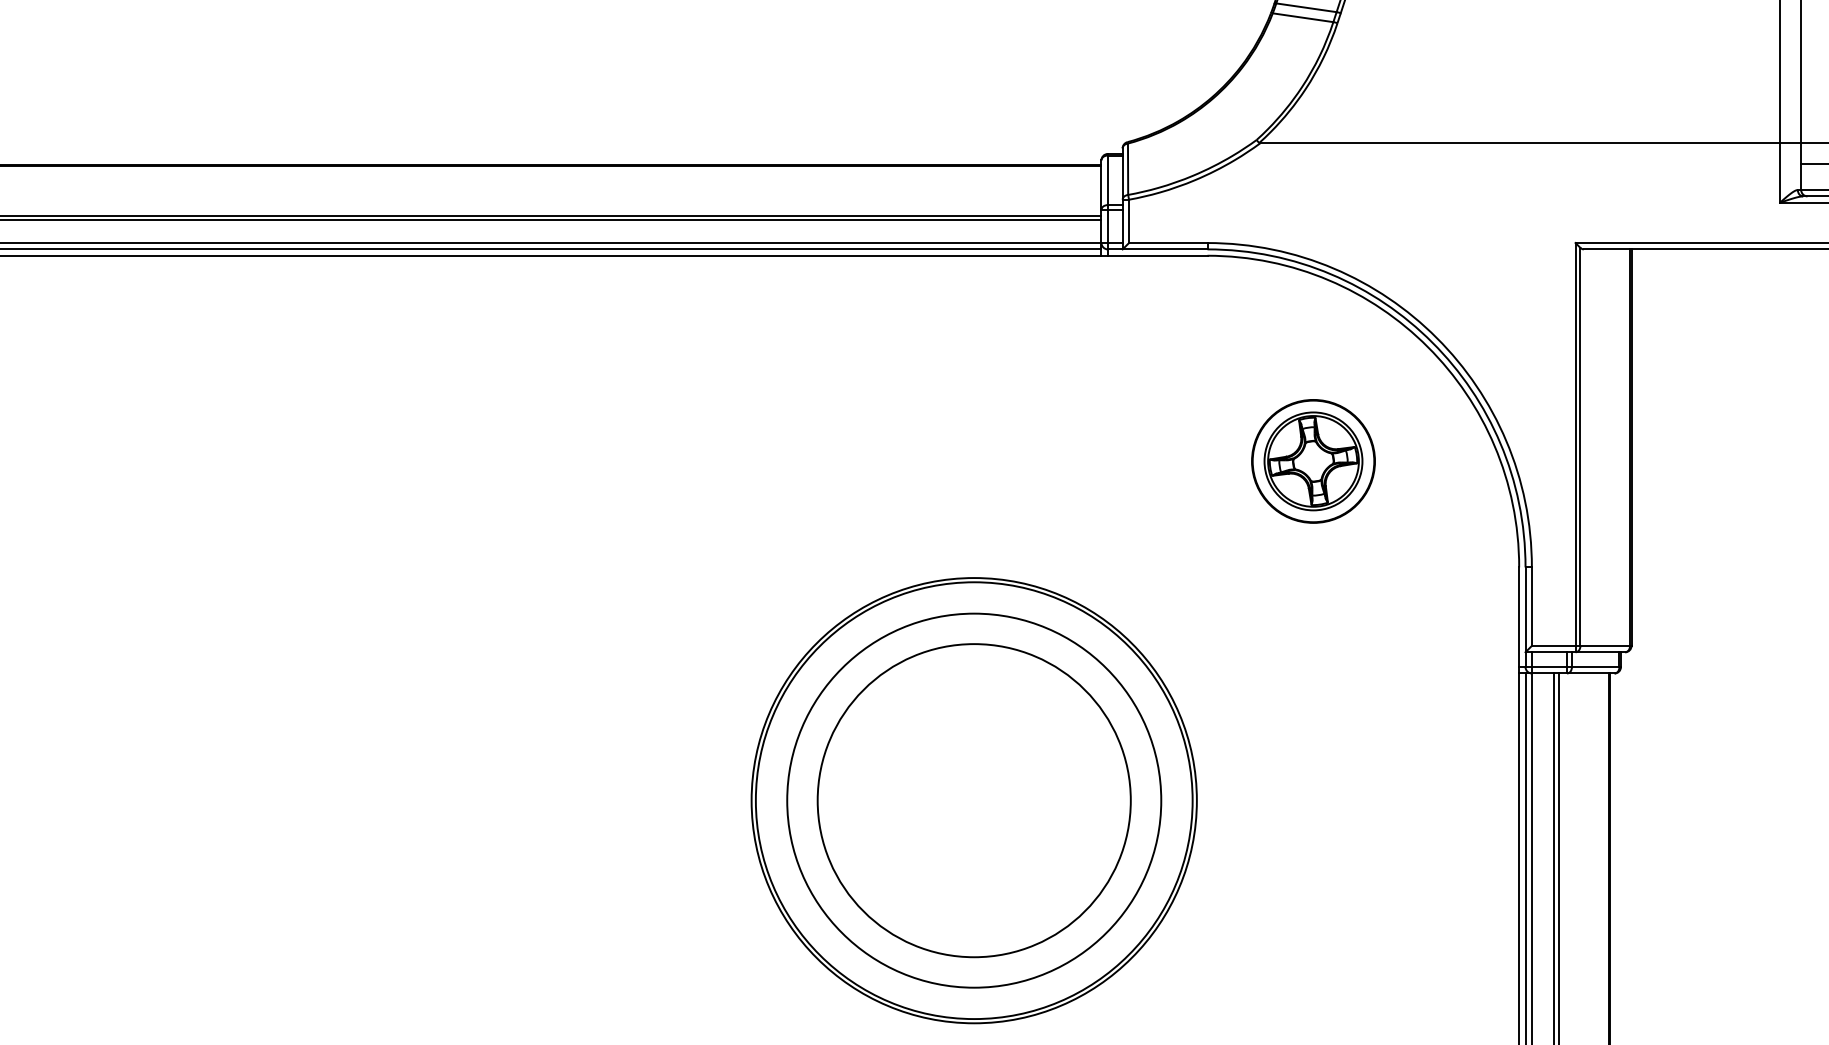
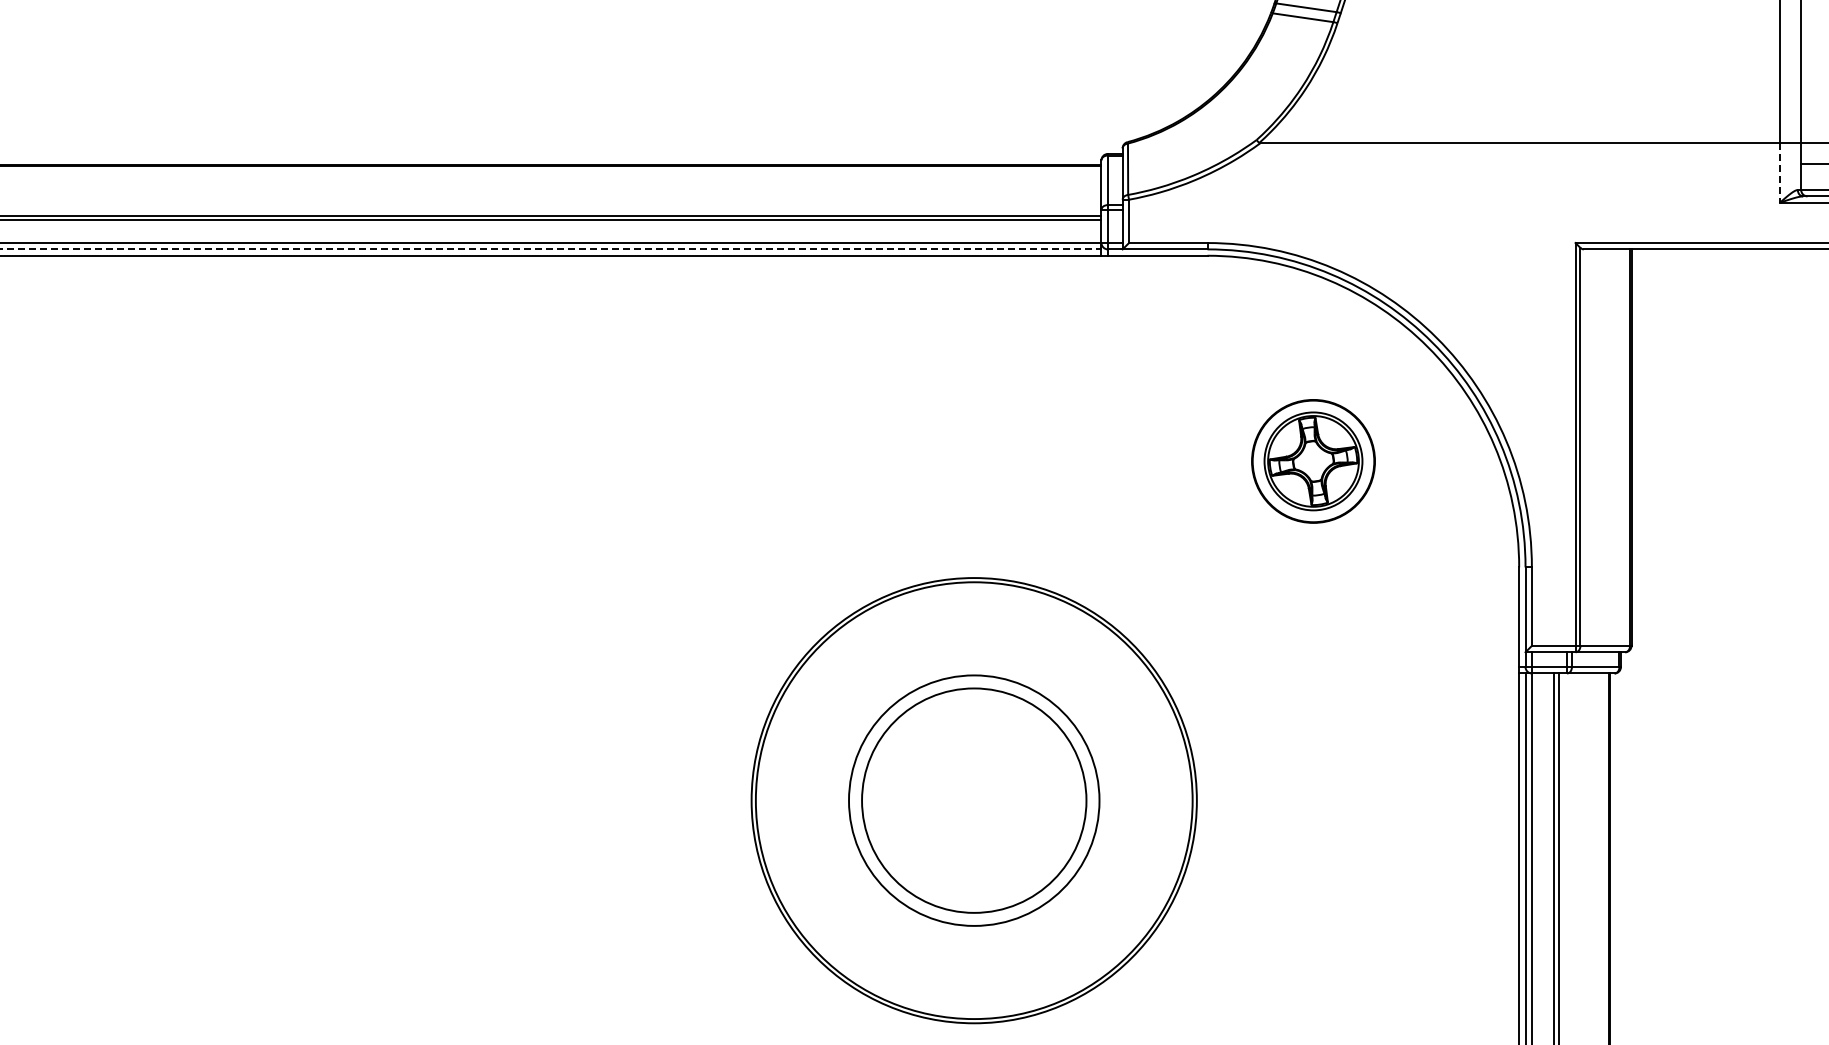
line: solid -> dashed (1779, 173)
line: solid -> dashed (550, 249)
circle diameter: 313 px -> 251 px (974, 800)
circle diameter: 374 px -> 224 px (974, 800)
